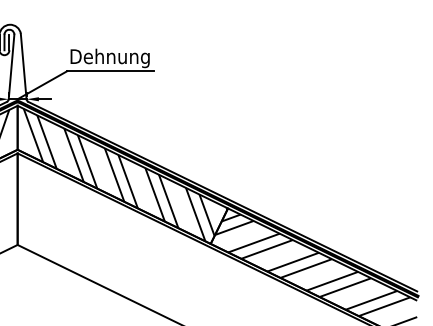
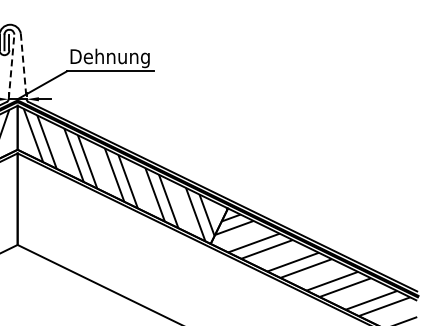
line: solid -> dashed (11, 66)
line: solid -> dashed (23, 66)
